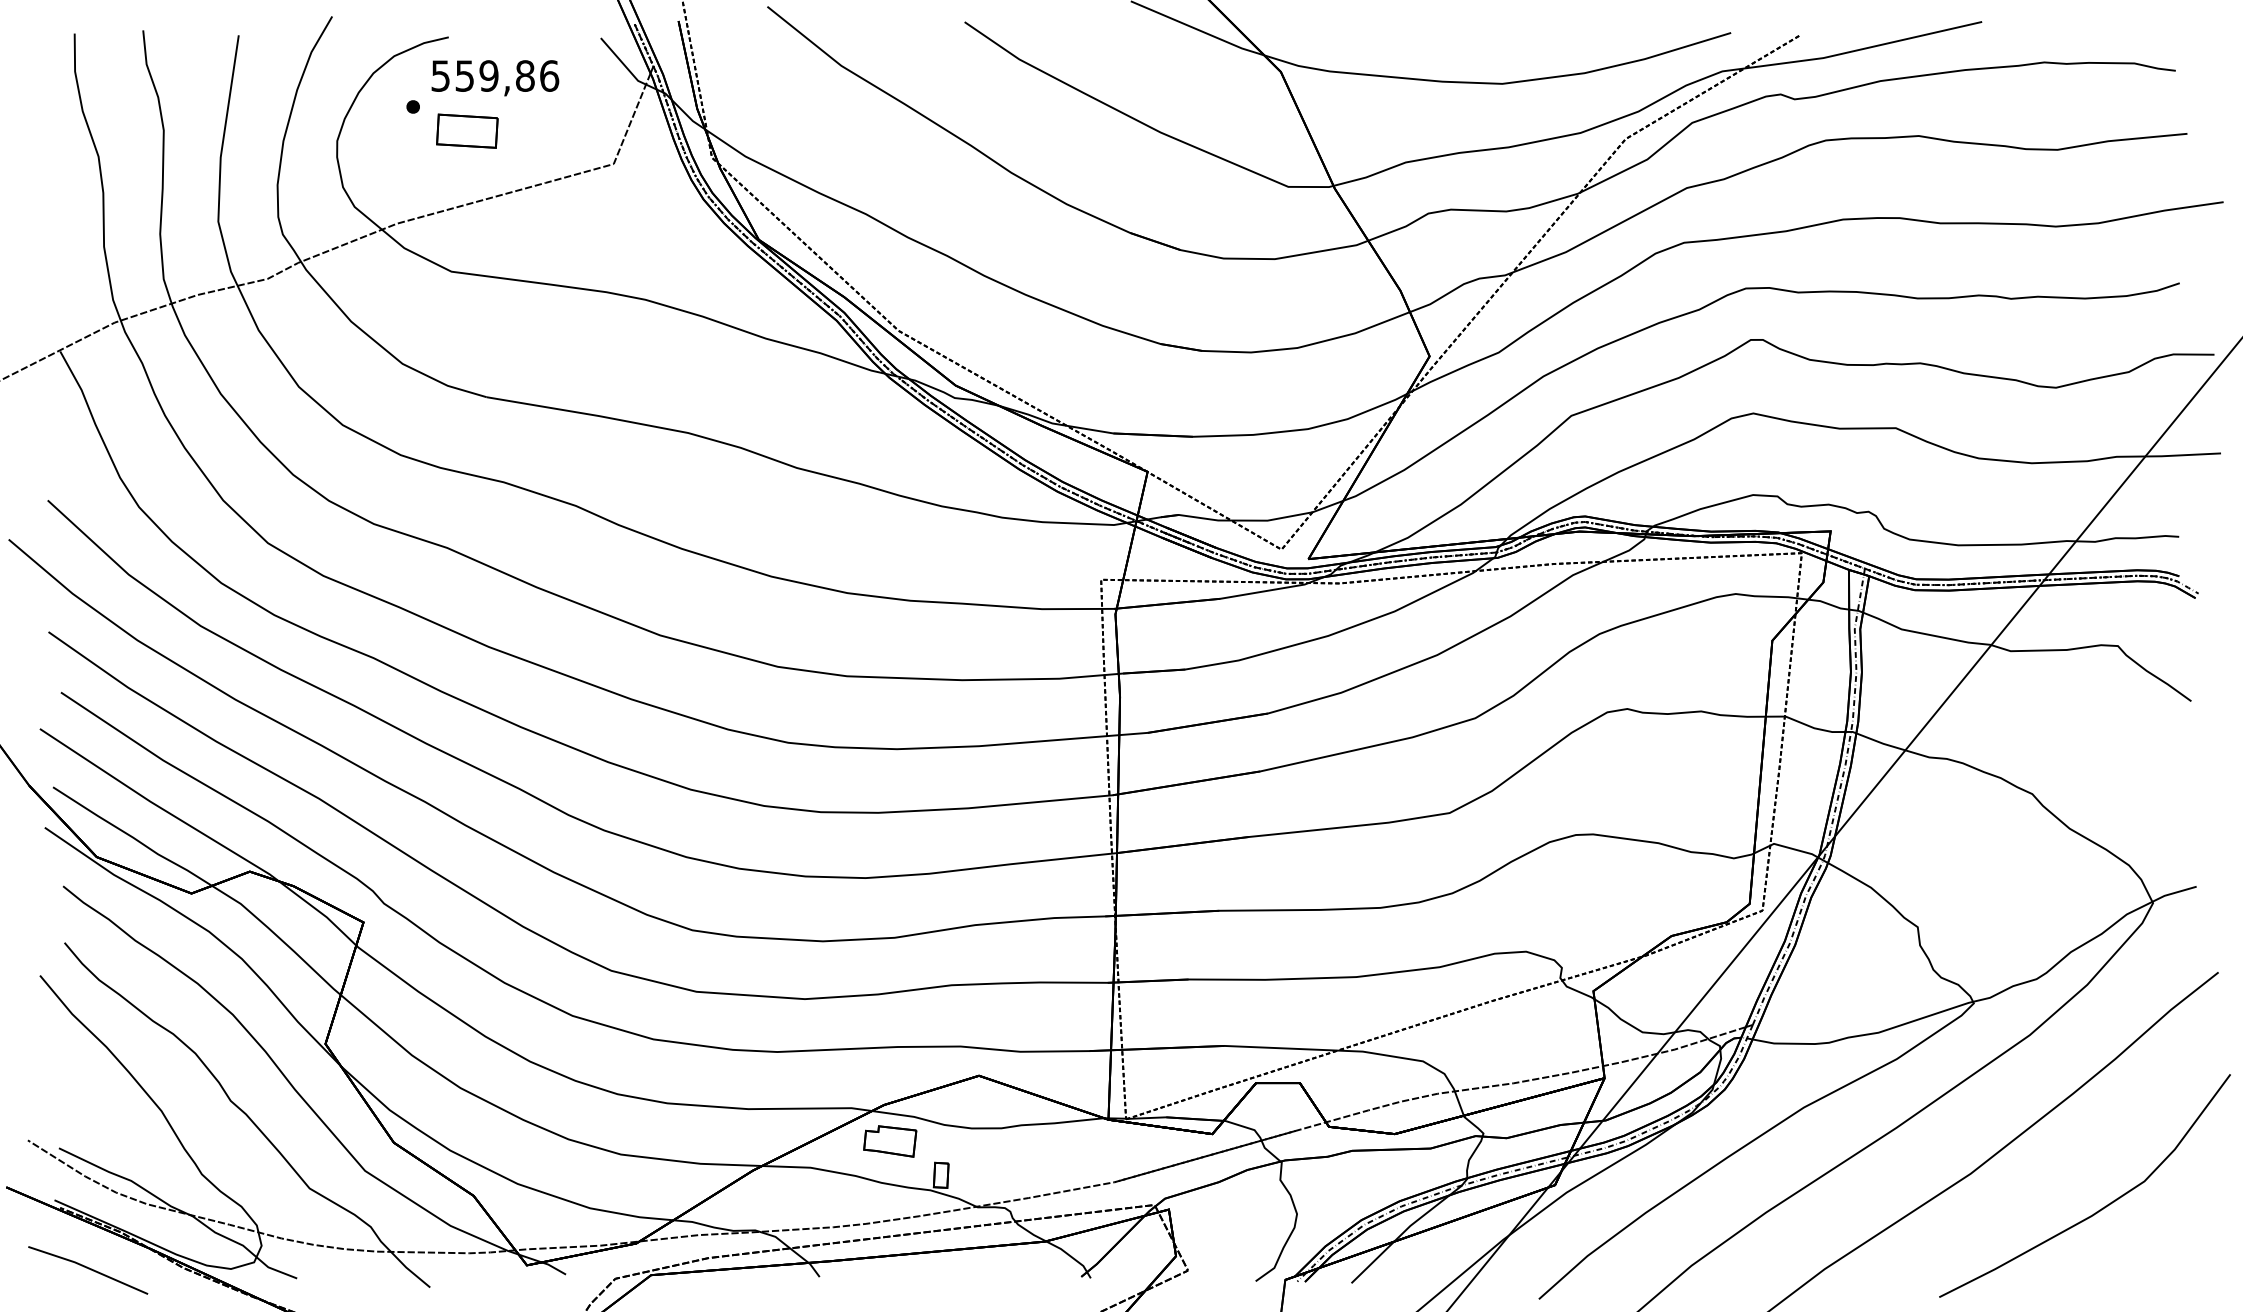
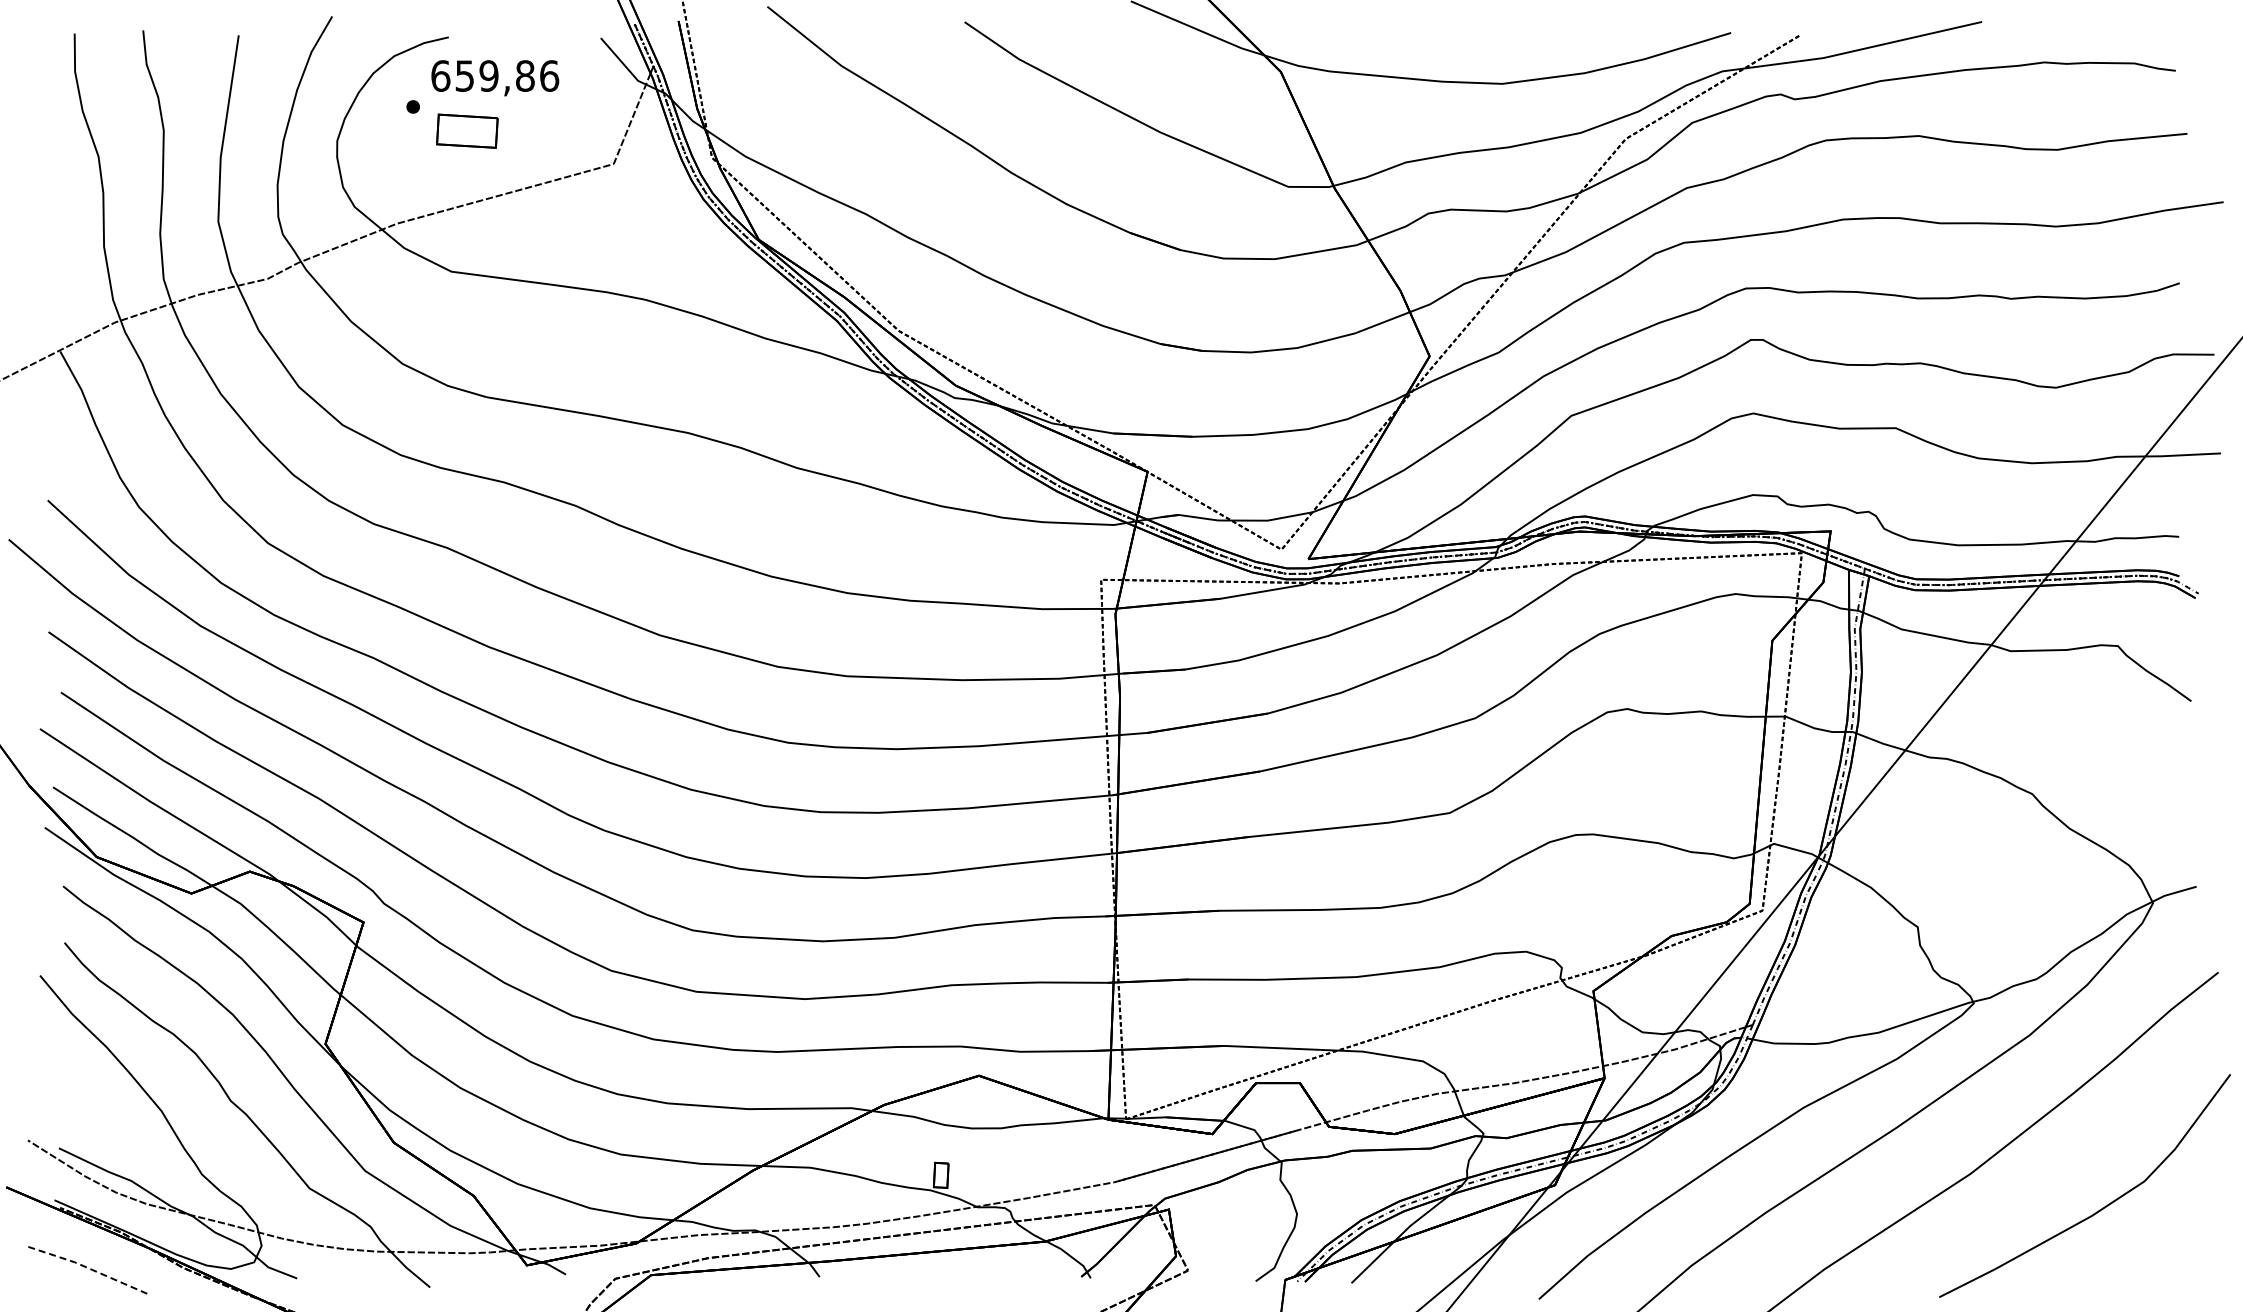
text: 559,86 -> 659,86 (440, 75)
part: present -> none (890, 1141)
line: solid -> dashed (88, 1268)
